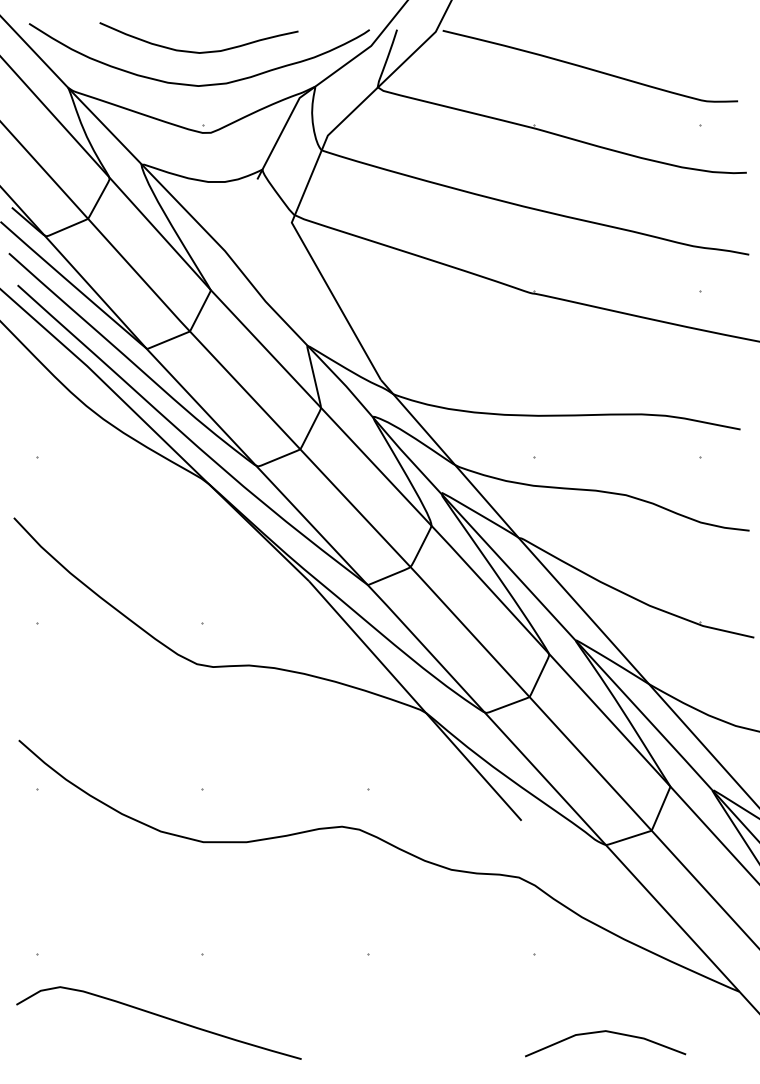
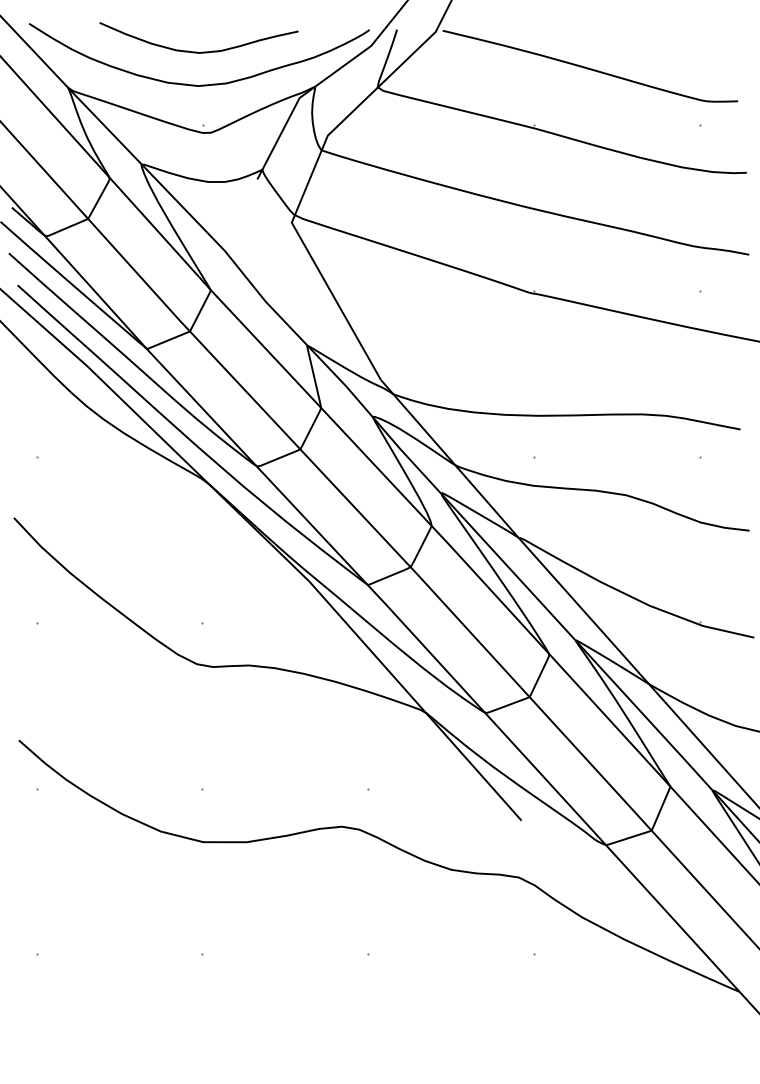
curve: present -> none (161, 1017)
curve: present -> none (604, 1032)
